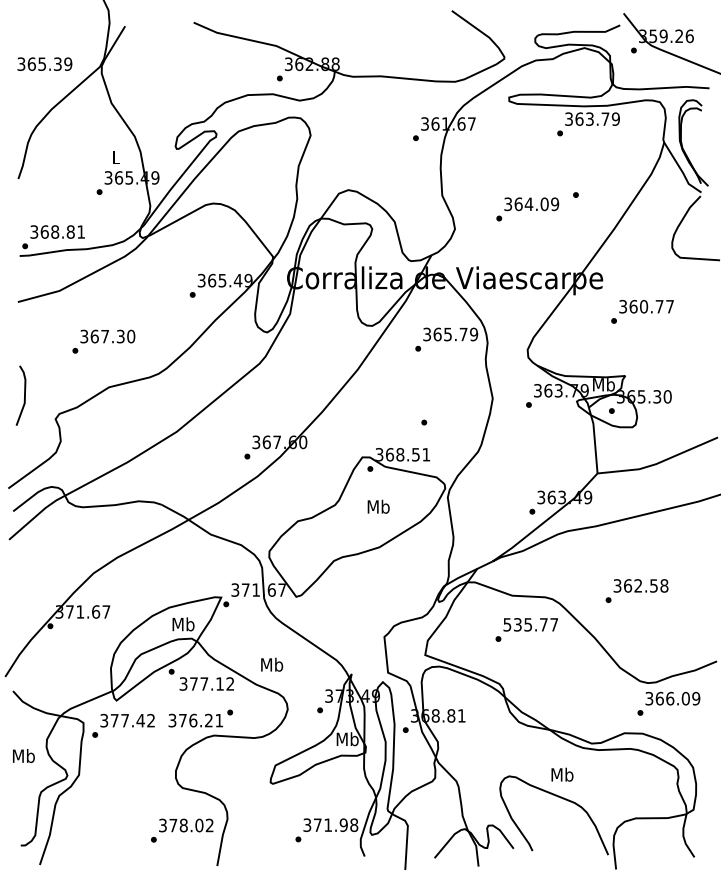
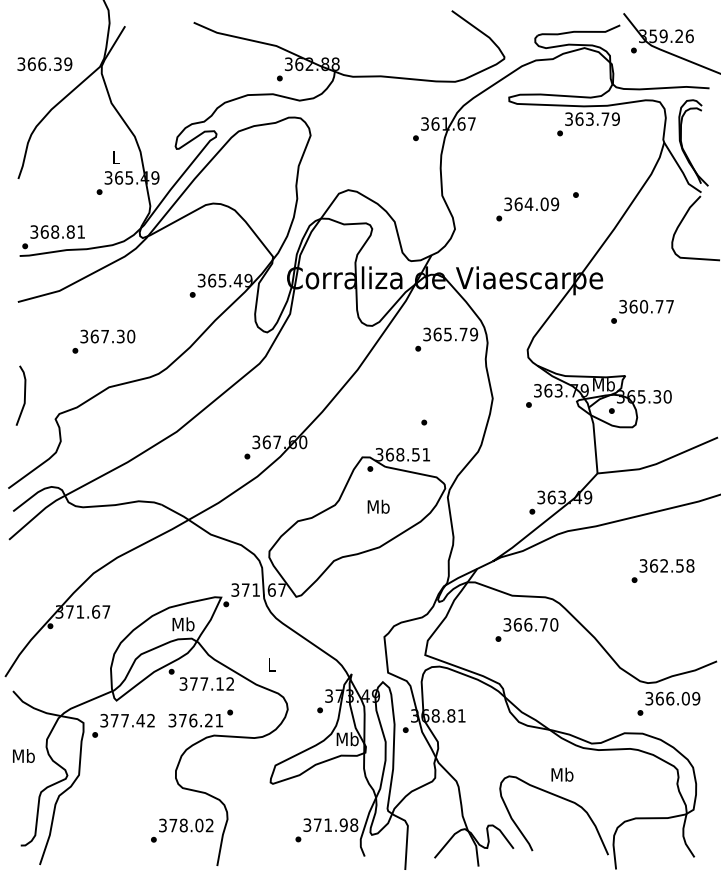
text: 365.39 -> 366.39 (42, 63)
text position: (636, 590) -> (662, 570) (662, 570)
text: 535.77 -> 366.70 (530, 624)
text: Mb -> L (272, 664)
